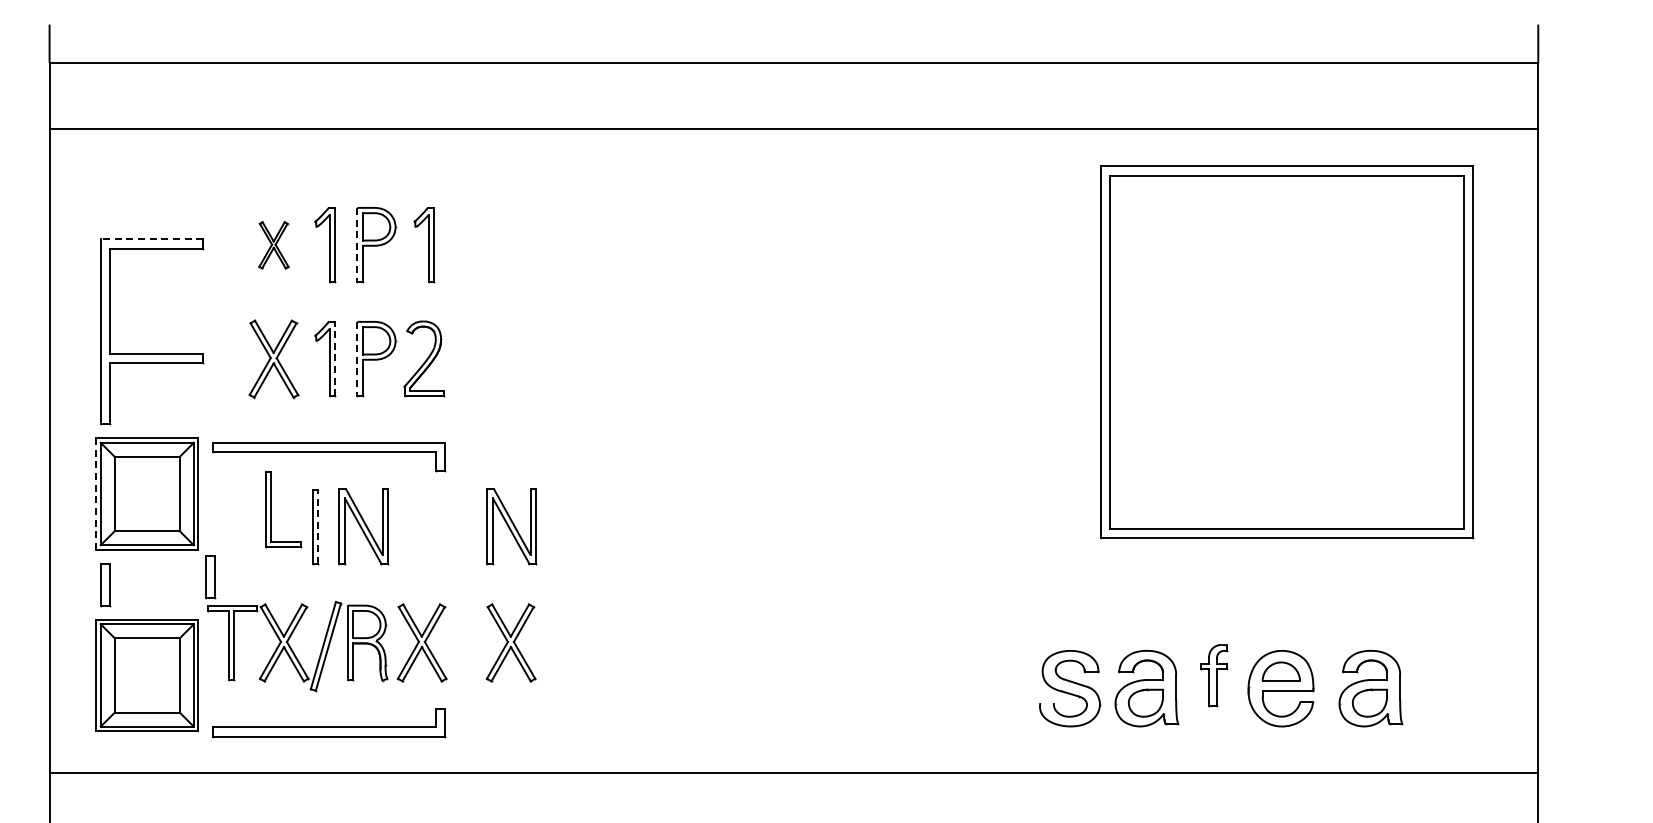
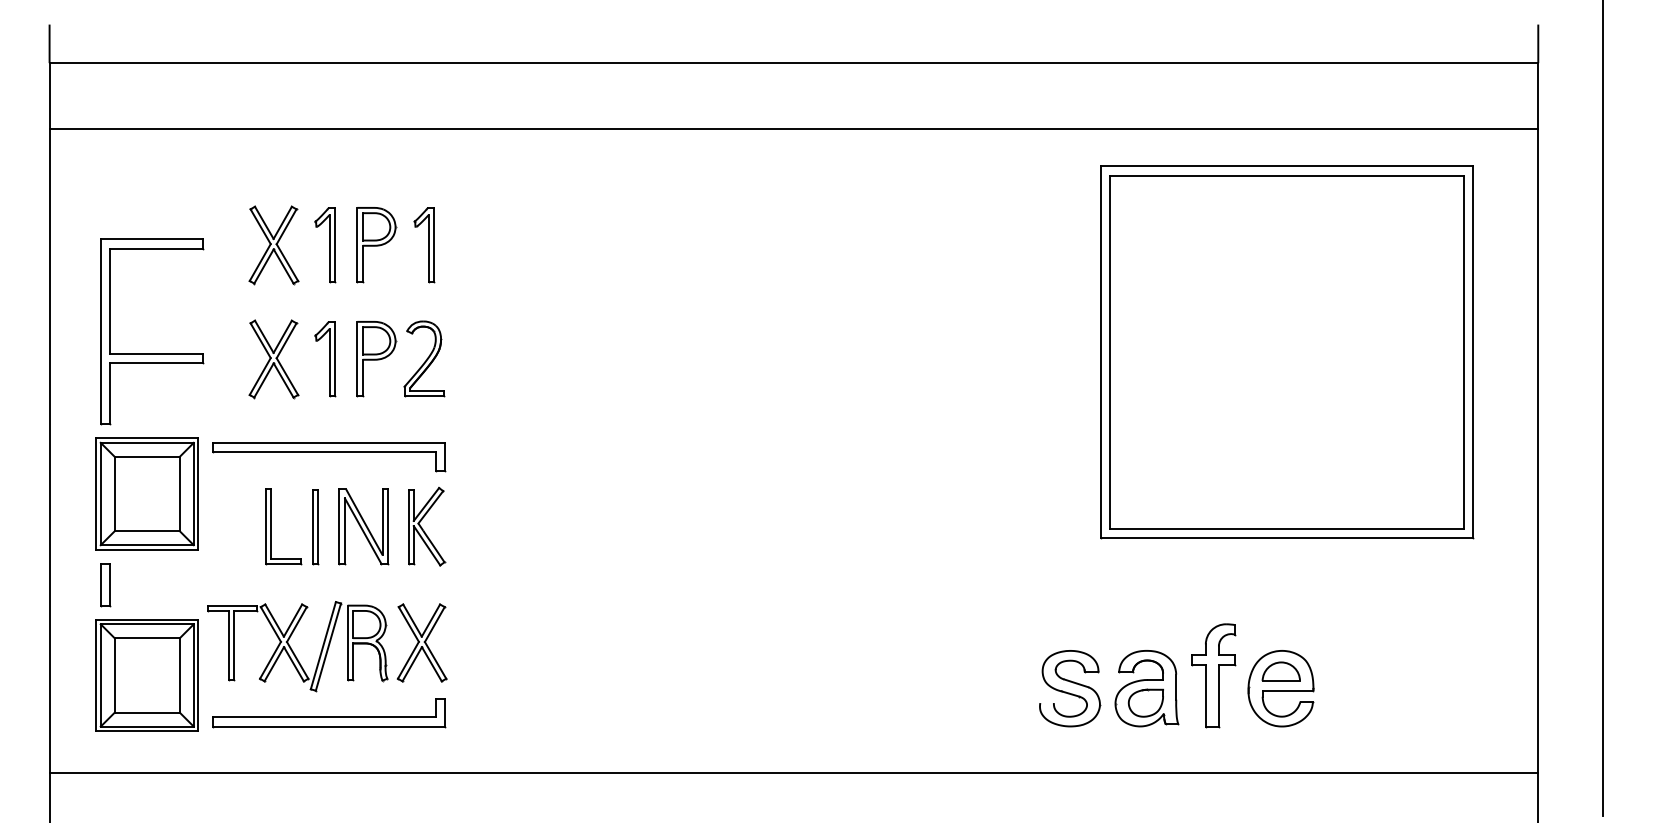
line: dashed -> solid (151, 239)
part size: 32x49 px -> 52x81 px (273, 245)
line: dashed -> solid (357, 245)
line: dashed -> solid (335, 358)
line: dashed -> solid (357, 359)
line: none -> present (1603, 409)
line: dashed -> solid (96, 494)
part position: (271, 509) -> (271, 526) (271, 526)
line: dashed -> solid (318, 526)
part: none -> present (427, 526)
part: present -> none (511, 526)
part: present -> none (210, 577)
part: present -> none (510, 642)
part size: 29x64 px -> 46x106 px (1213, 675)
part: present -> none (1370, 688)
part position: (329, 723) -> (329, 713) (329, 713)
